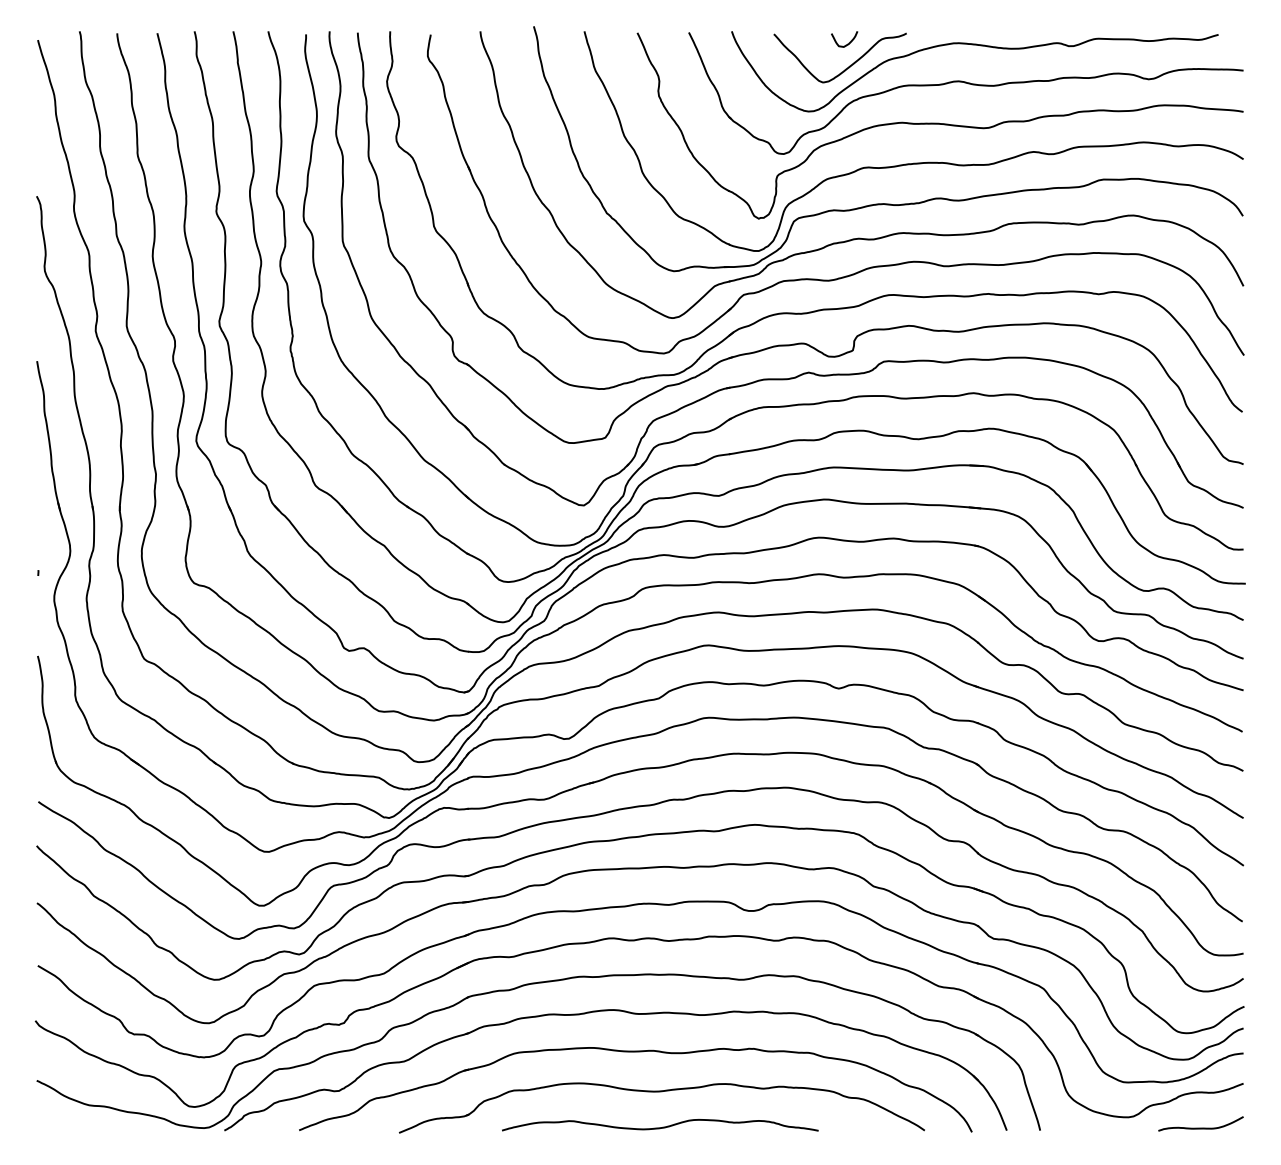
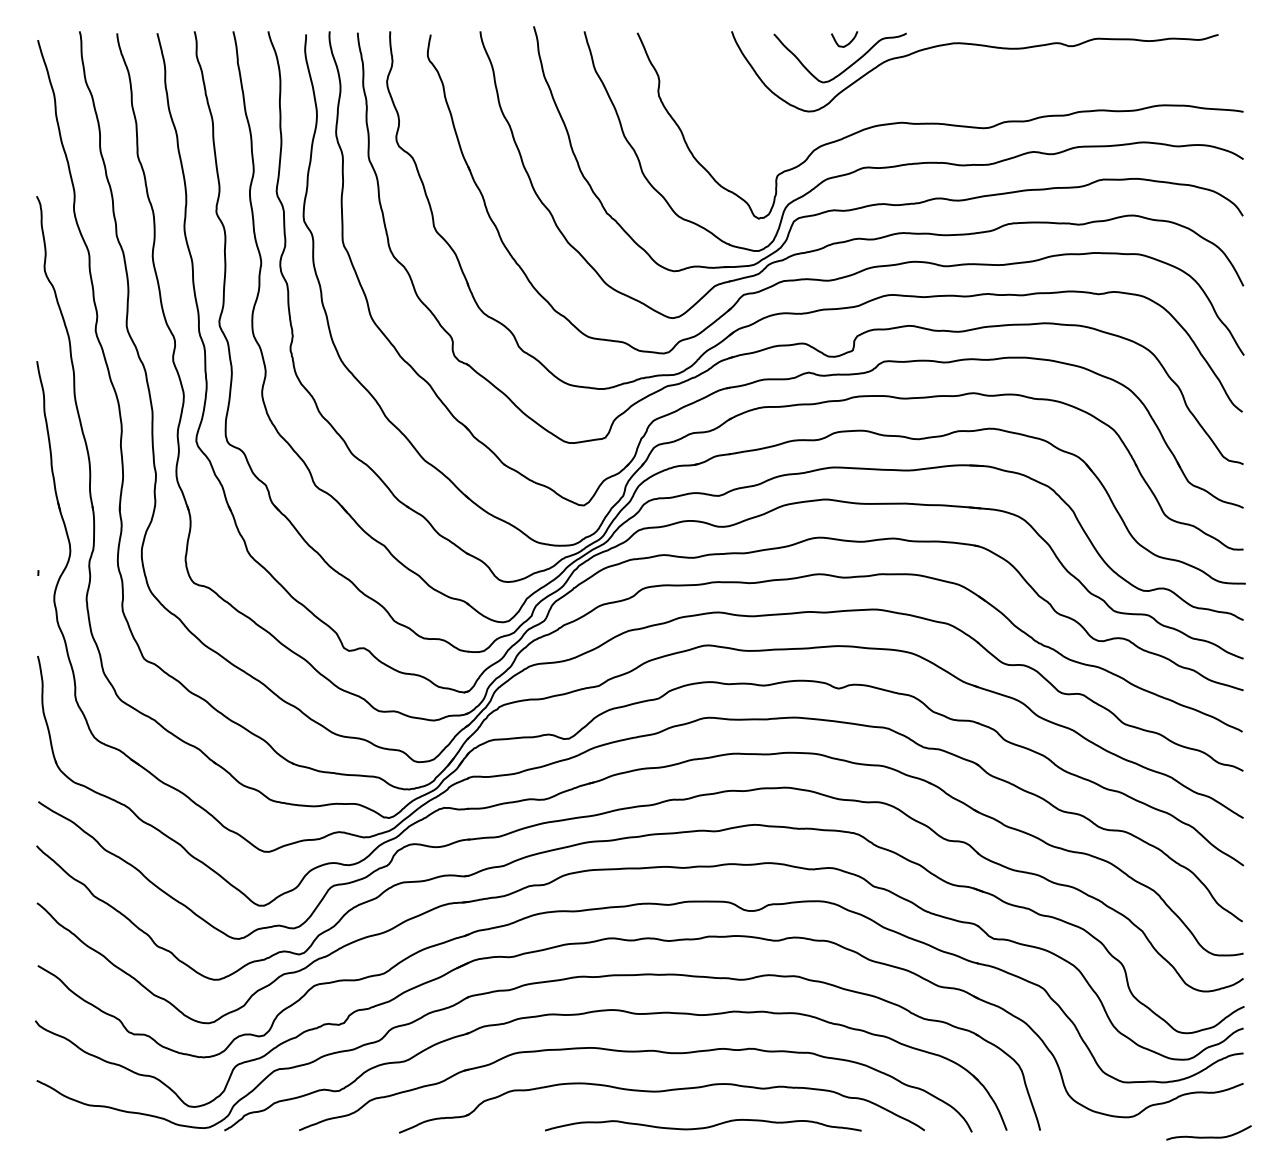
part: present -> none (968, 84)
curve position: (660, 1127) -> (703, 1127) (703, 1127)
curve position: (1200, 1127) -> (1208, 1136) (1208, 1136)
